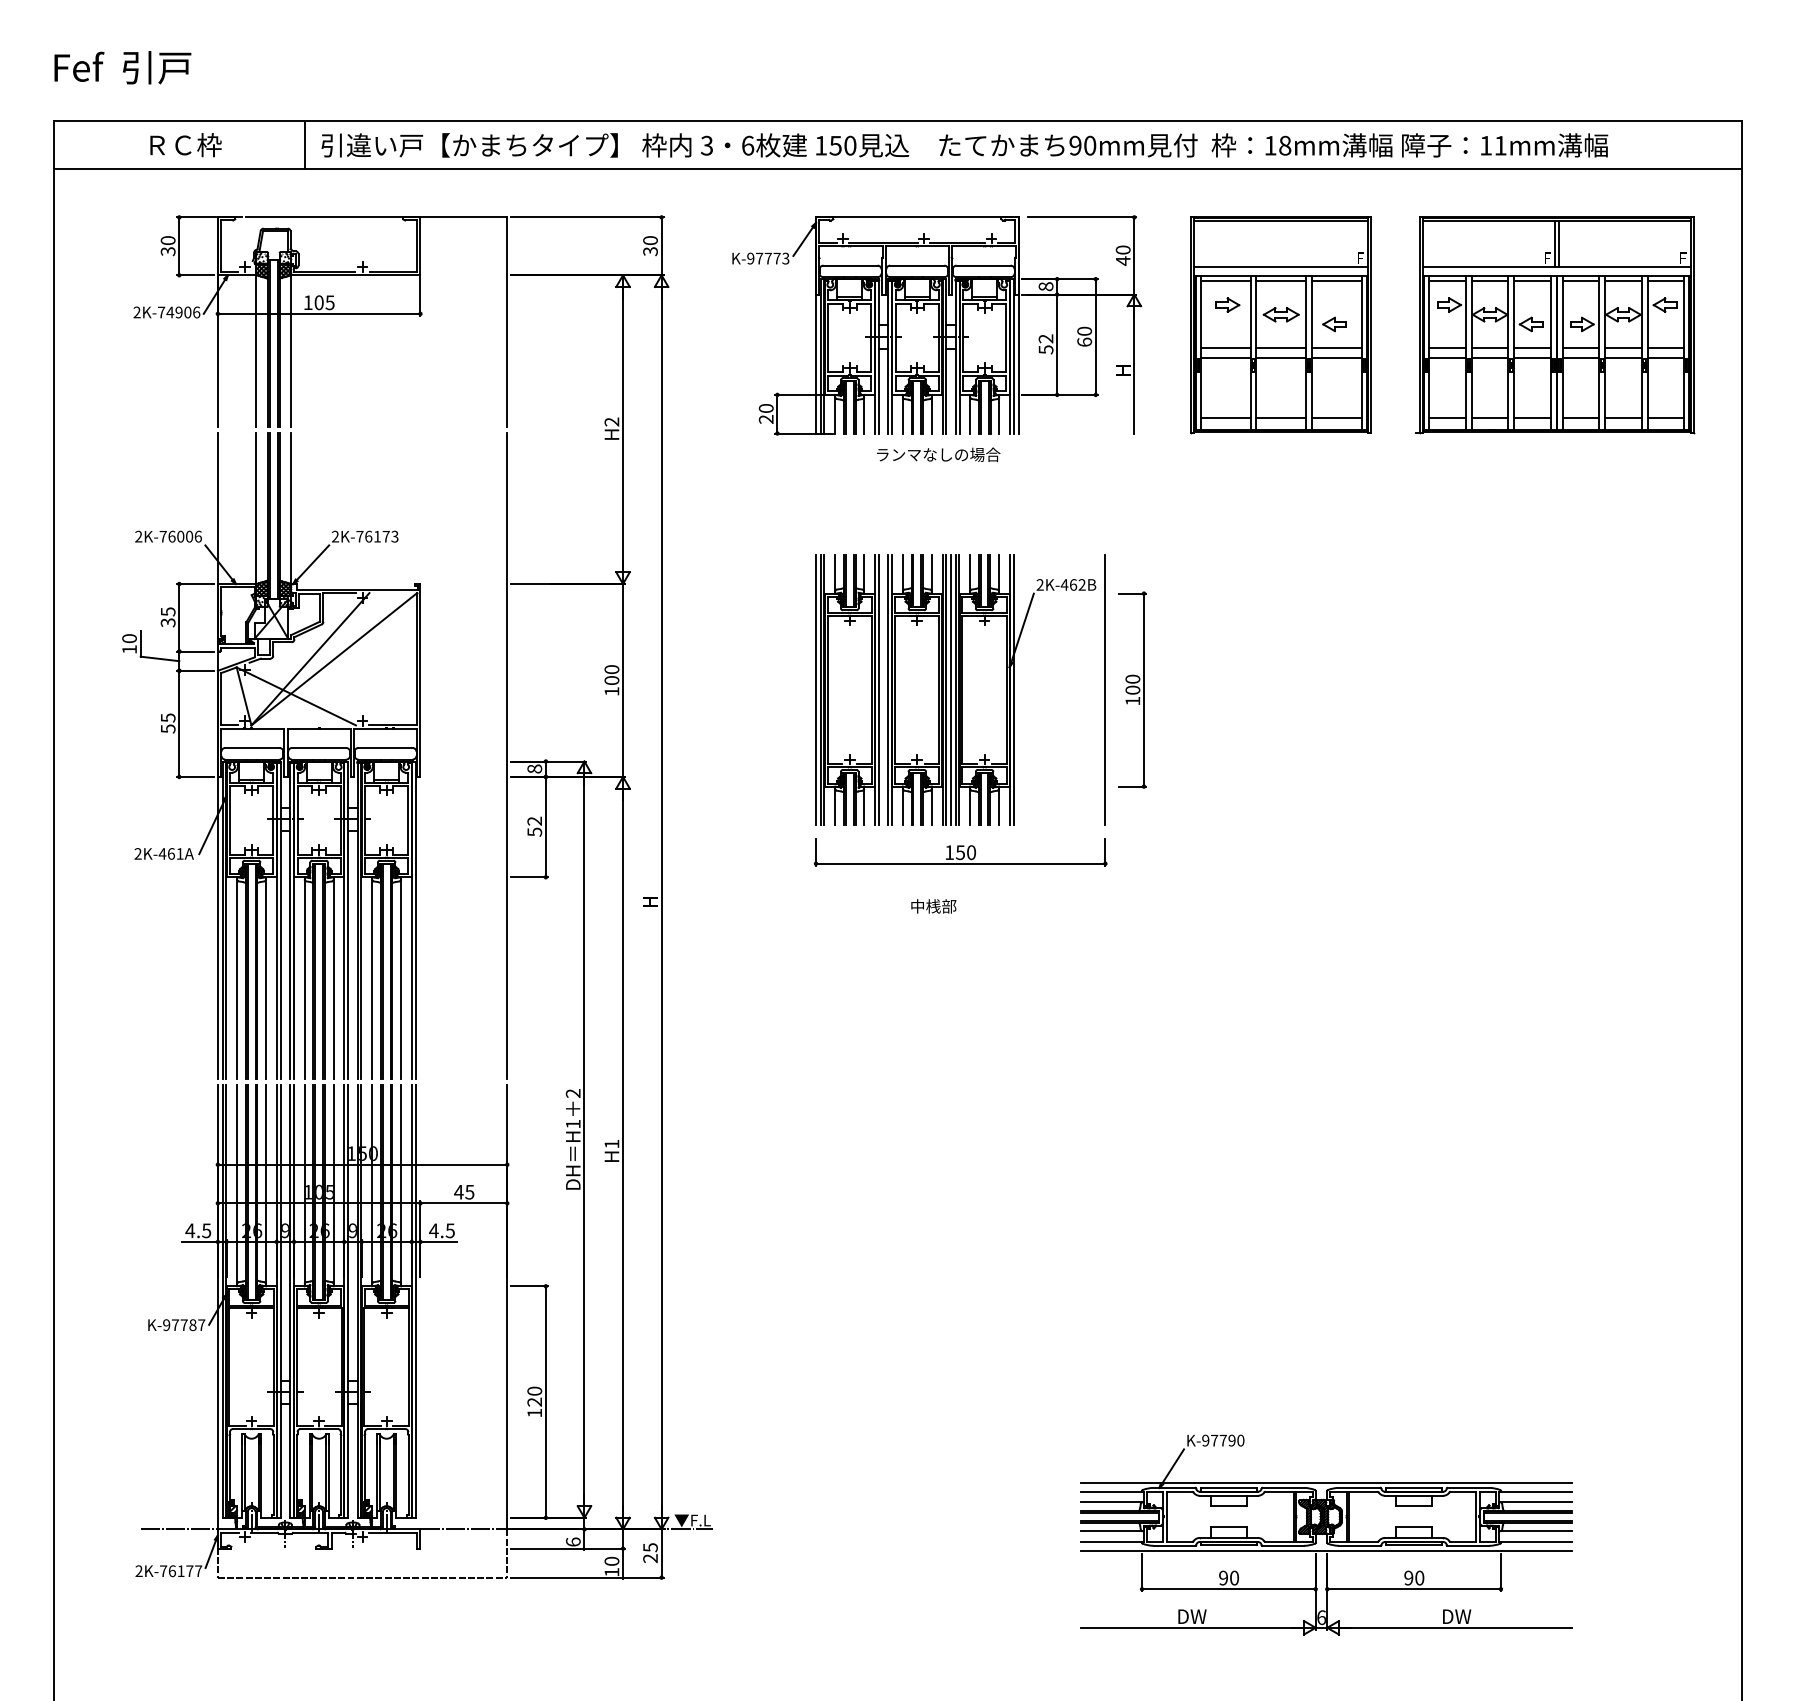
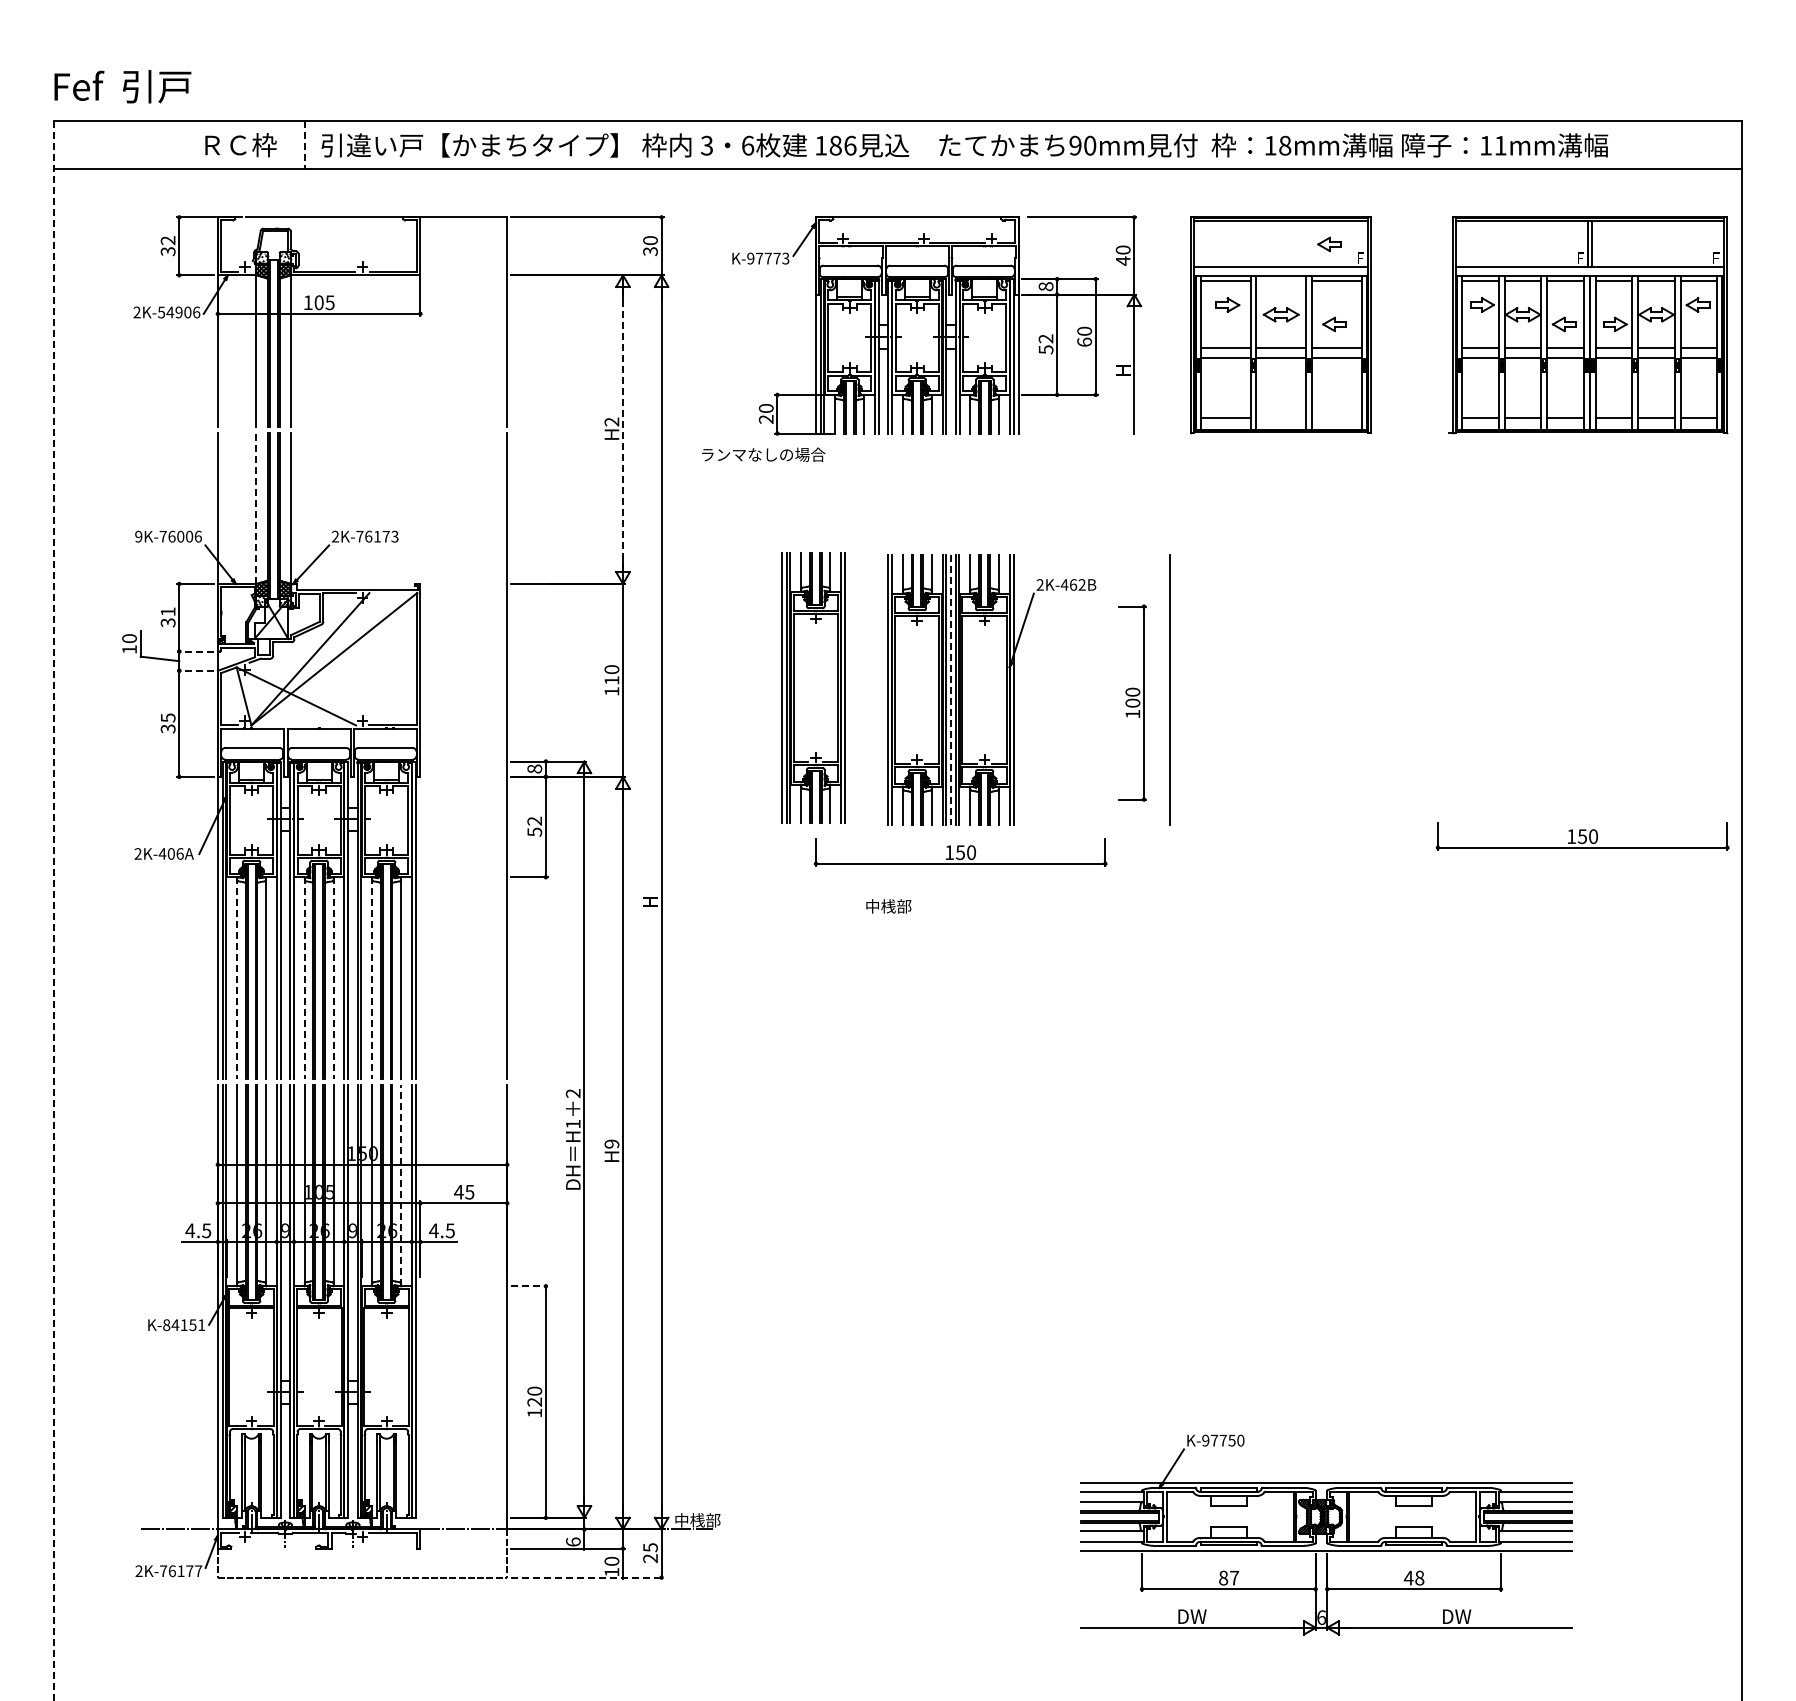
text position: (122, 67) -> (122, 86) (122, 86)
text position: (185, 145) -> (240, 145) (240, 145)
line: solid -> dashed (304, 145)
text: 150 -> 186 (842, 145)
text: 30 -> 32 (167, 240)
part: none -> present (1329, 244)
line: present -> none (1281, 281)
text: 2K-74906 -> 2K-54906 (161, 312)
part position: (1555, 325) -> (1588, 325) (1588, 325)
line: present -> none (1281, 418)
line: present -> none (1336, 418)
line: solid -> dashed (623, 429)
text position: (938, 454) -> (763, 454) (763, 454)
line: solid -> dashed (256, 508)
text: 2K-76006 -> 9K-76006 (138, 536)
text: 35 -> 31 (168, 611)
line: solid -> dashed (195, 651)
line: solid -> dashed (195, 670)
text: 100 -> 110 (611, 680)
part position: (847, 689) -> (813, 687) (813, 687)
line position: (1104, 689) -> (1169, 689) (1169, 689)
part position: (1132, 689) -> (1132, 702) (1132, 702)
line: solid -> dashed (951, 690)
text: 55 -> 35 (167, 728)
part: none -> present (1582, 836)
text: 2K-461A -> 2K-406A (175, 853)
text position: (933, 906) -> (888, 906) (888, 906)
line: solid -> dashed (53, 910)
line: solid -> dashed (237, 978)
line: solid -> dashed (304, 978)
line: solid -> dashed (333, 978)
line: solid -> dashed (372, 978)
text: H1 -> H9 (611, 1143)
line: solid -> dashed (401, 1185)
line: solid -> dashed (529, 1286)
text: K-97787 -> K-84151 (184, 1325)
text: K-97790 -> K-97750 (1231, 1440)
text: ▼F.L -> 中桟部 (697, 1520)
line: solid -> dashed (587, 1577)
text: 90 -> 87 (1229, 1577)
text: 90 -> 48 (1413, 1577)
